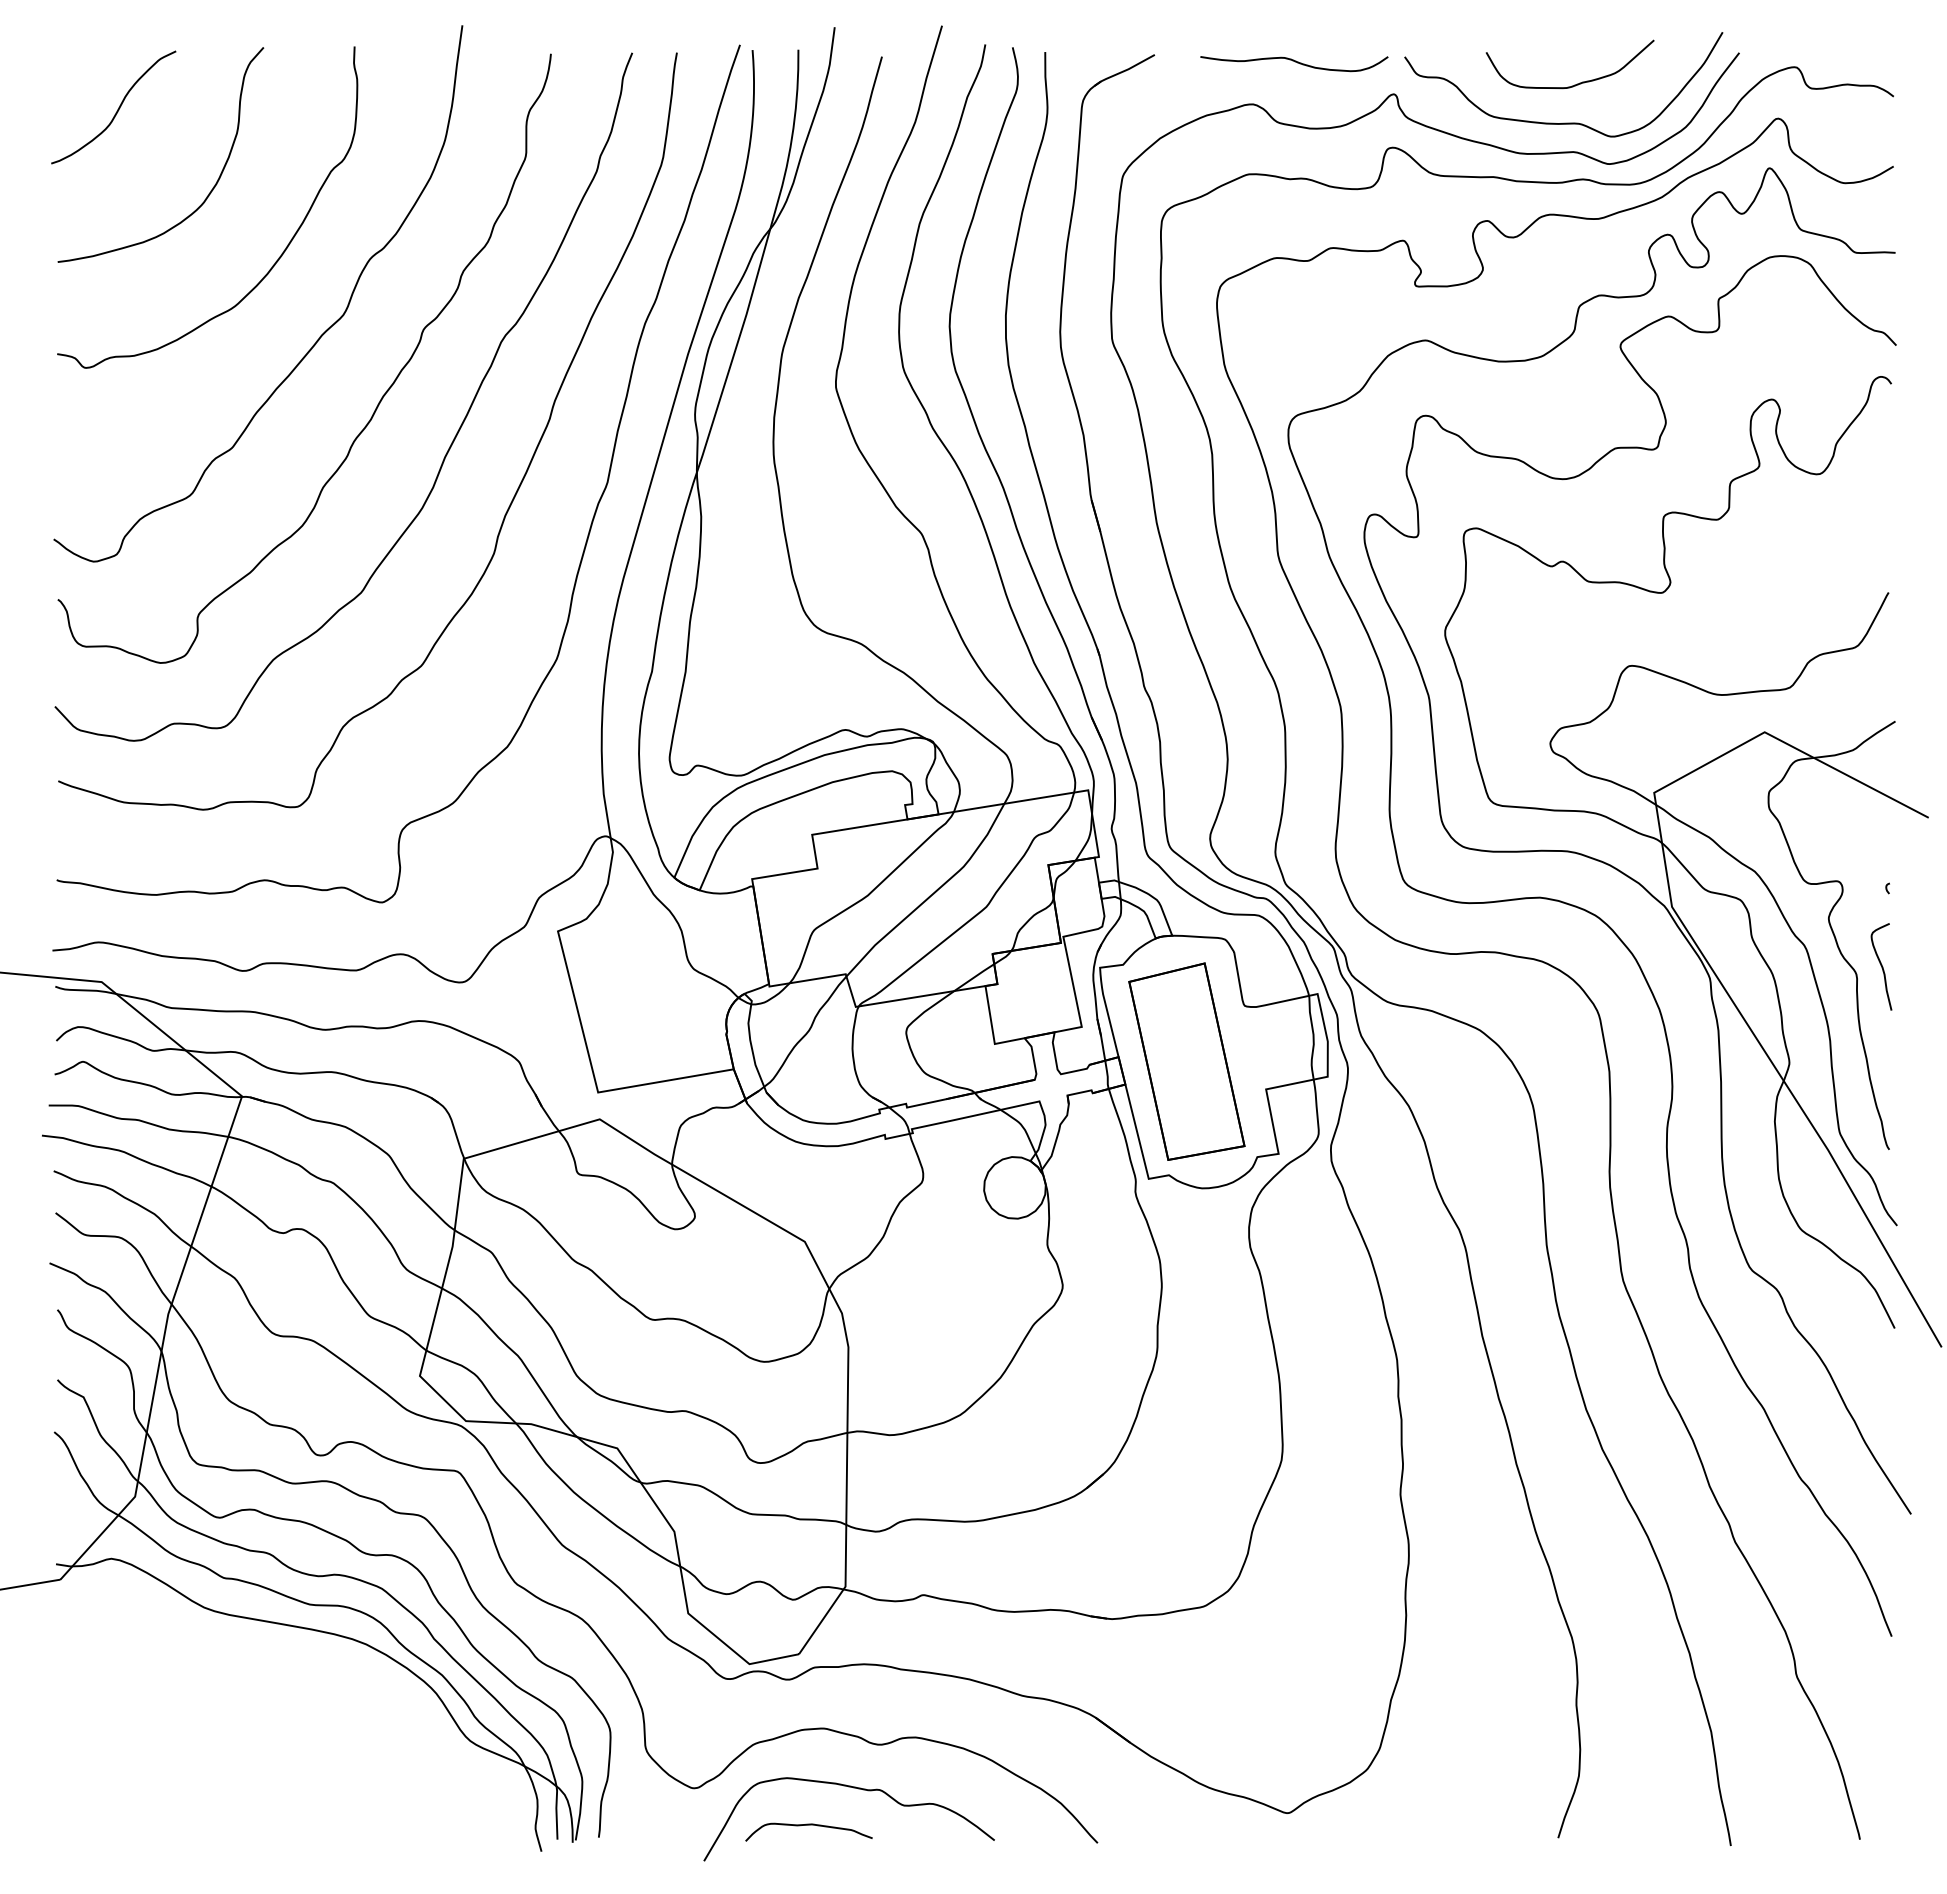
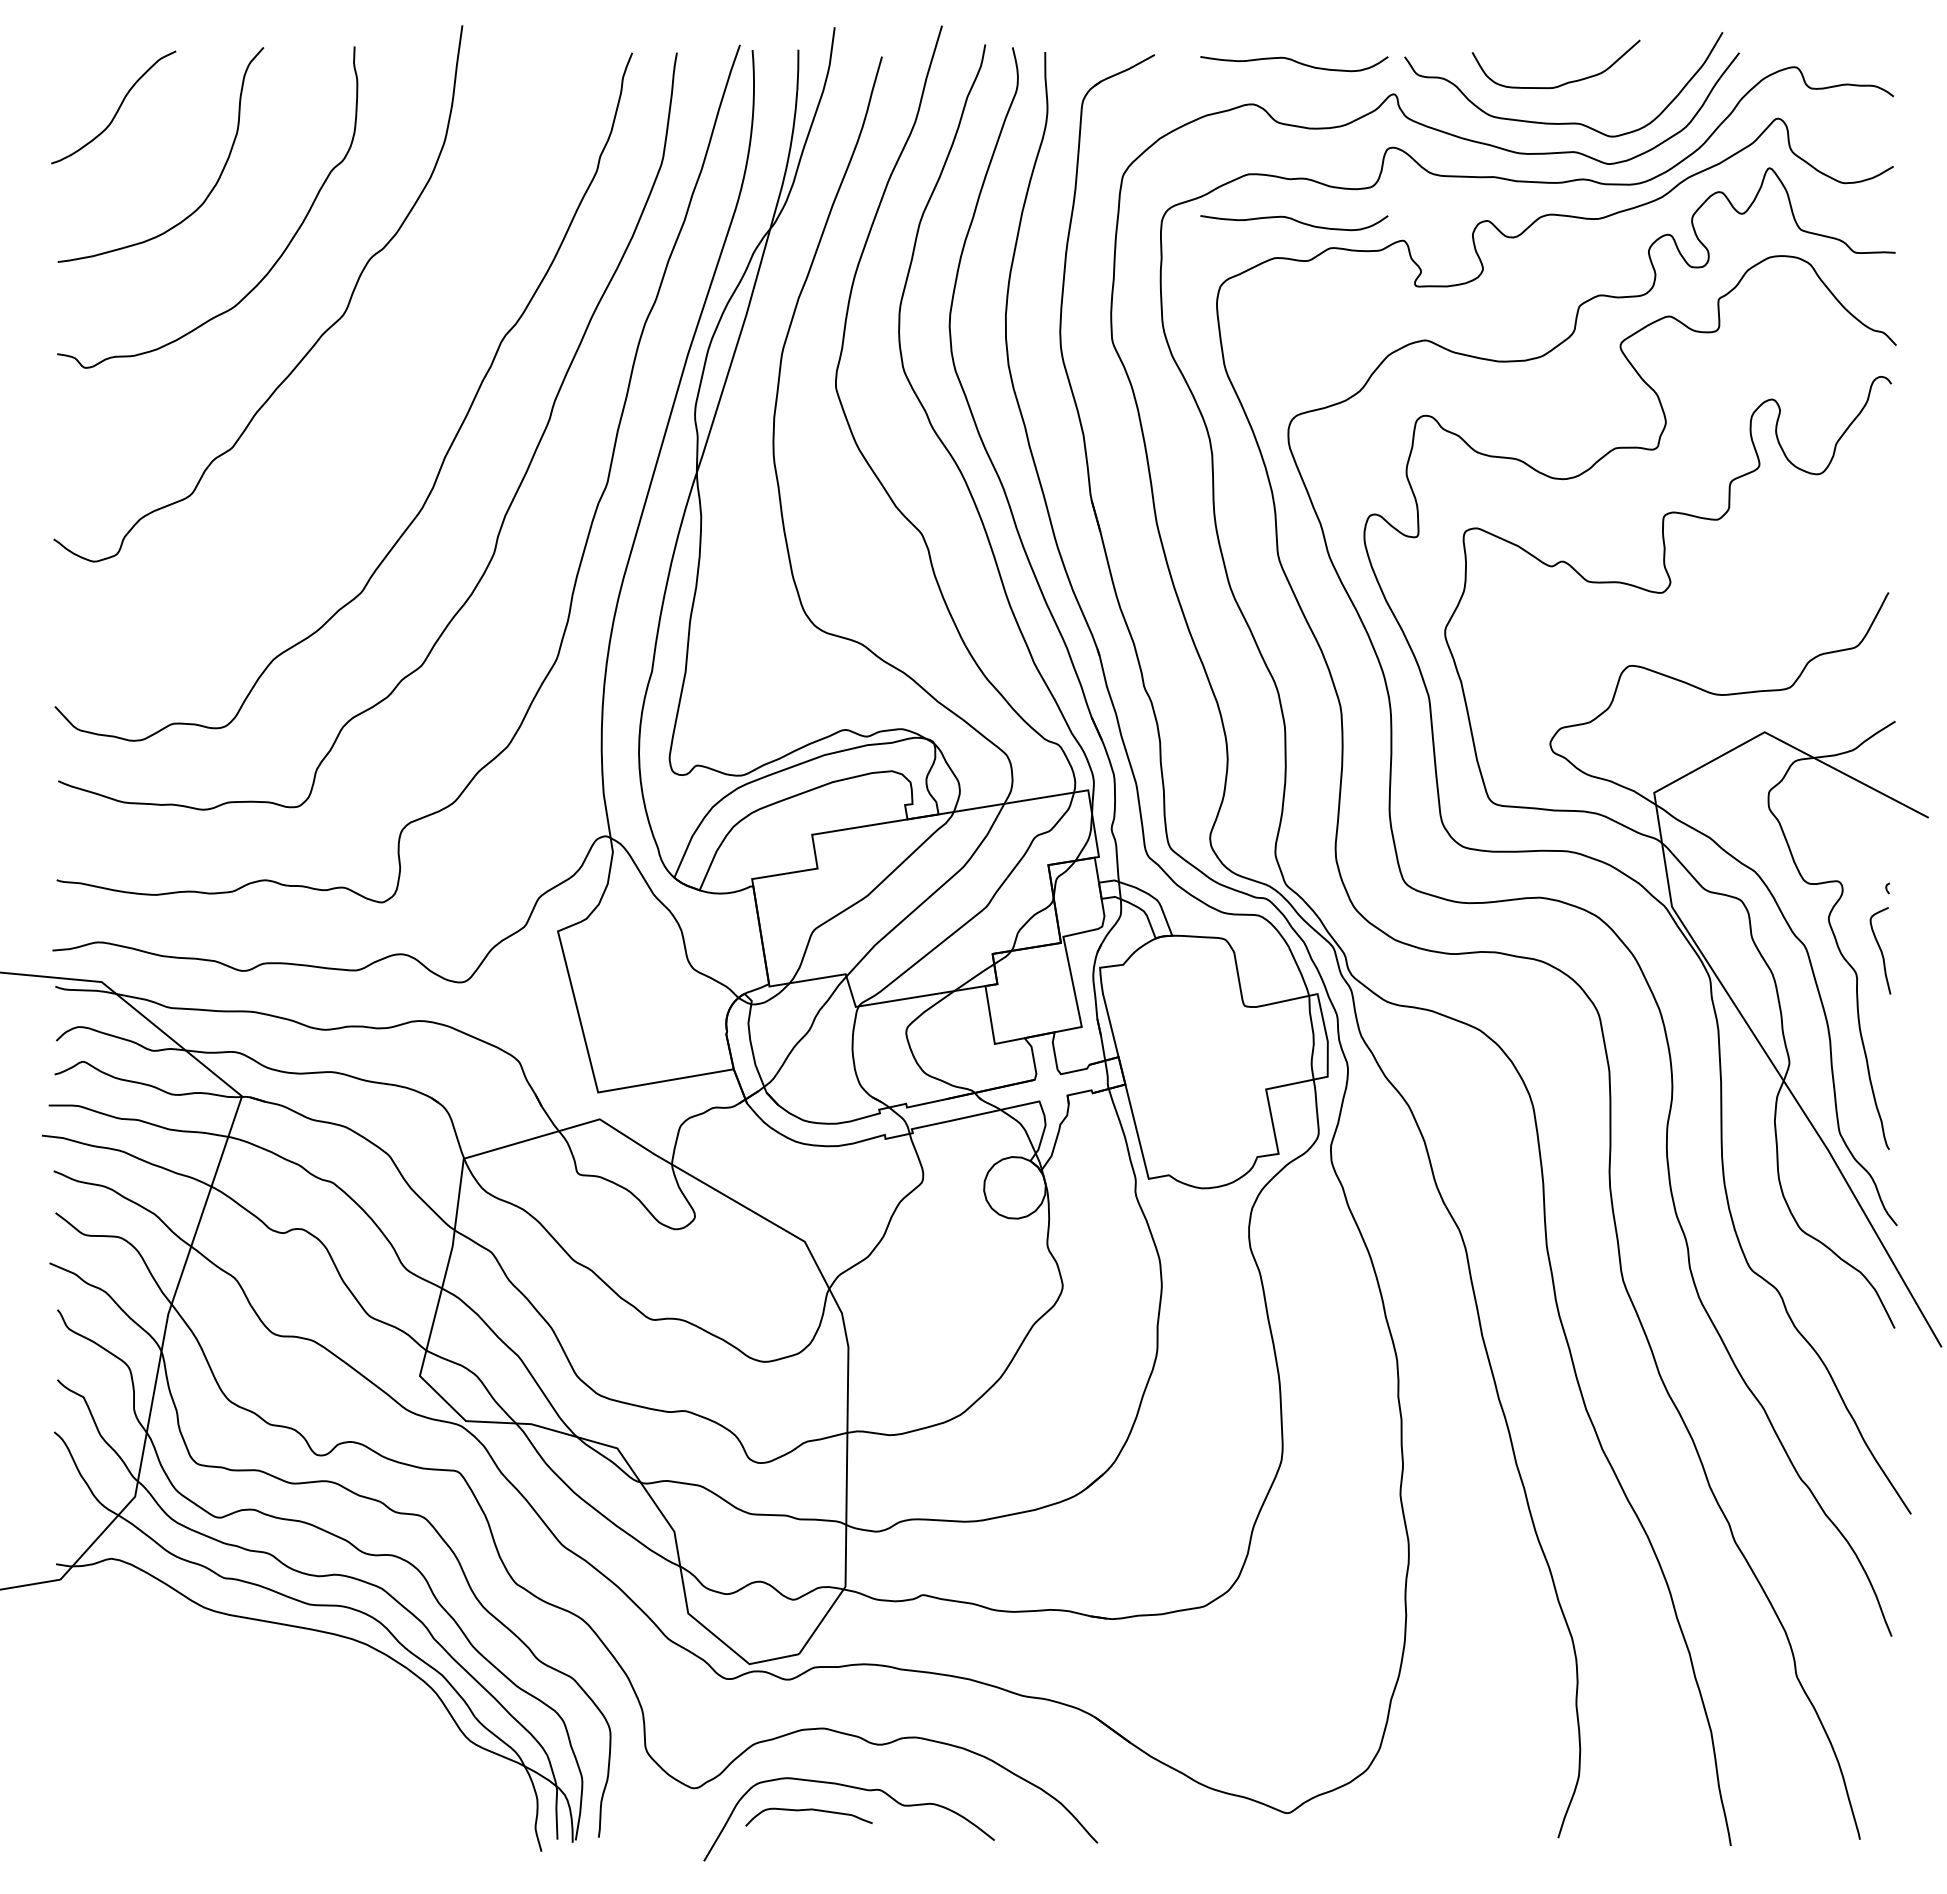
curve position: (1579, 82) -> (1565, 82) (1565, 82)
curve: none -> present (1295, 221)
curve: present -> none (379, 400)
curve position: (1881, 966) -> (1880, 950) (1880, 950)
part: present -> none (1186, 1061)
curve position: (808, 1825) -> (808, 1810) (808, 1810)
